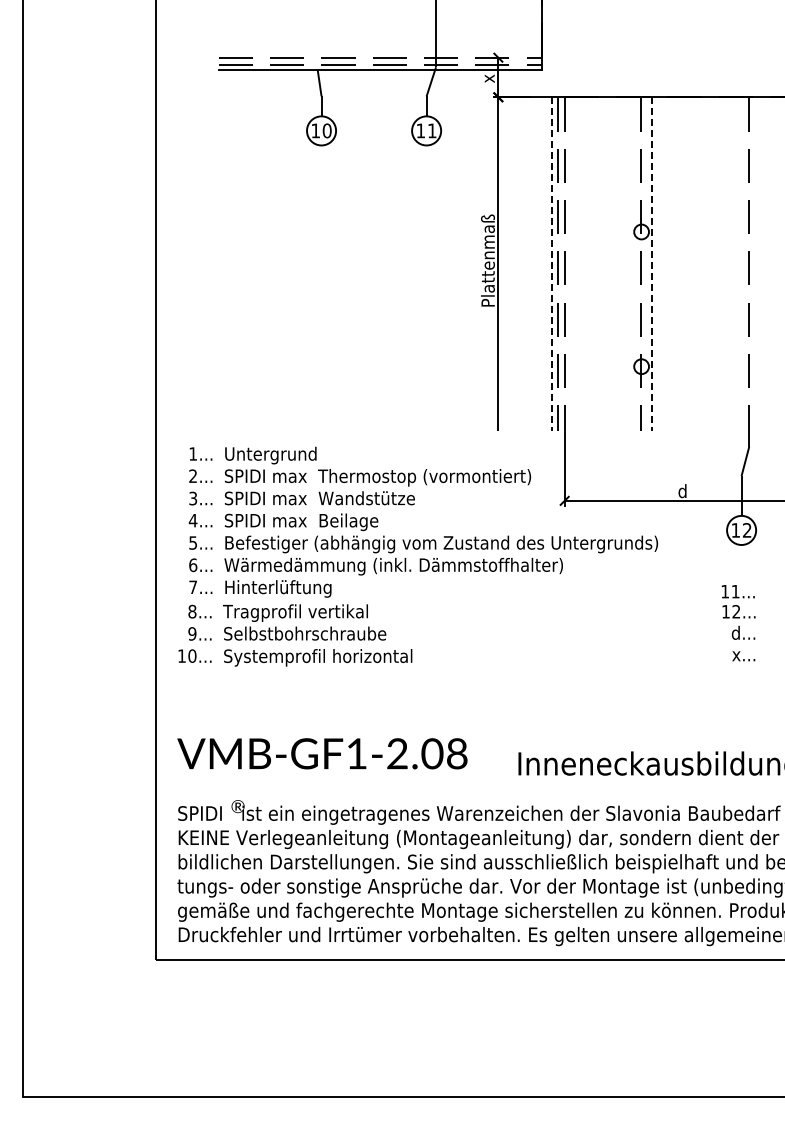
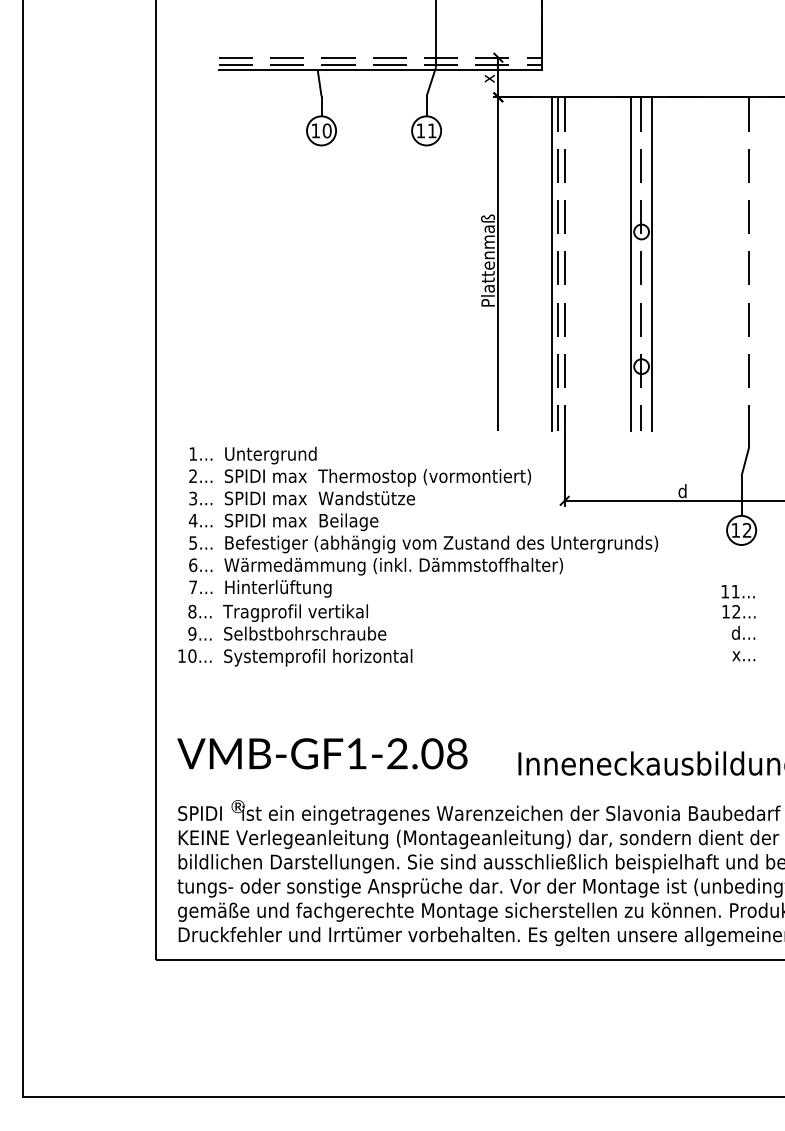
line: none -> present (630, 263)
line: dashed -> solid (552, 264)
line: dashed -> solid (652, 264)
